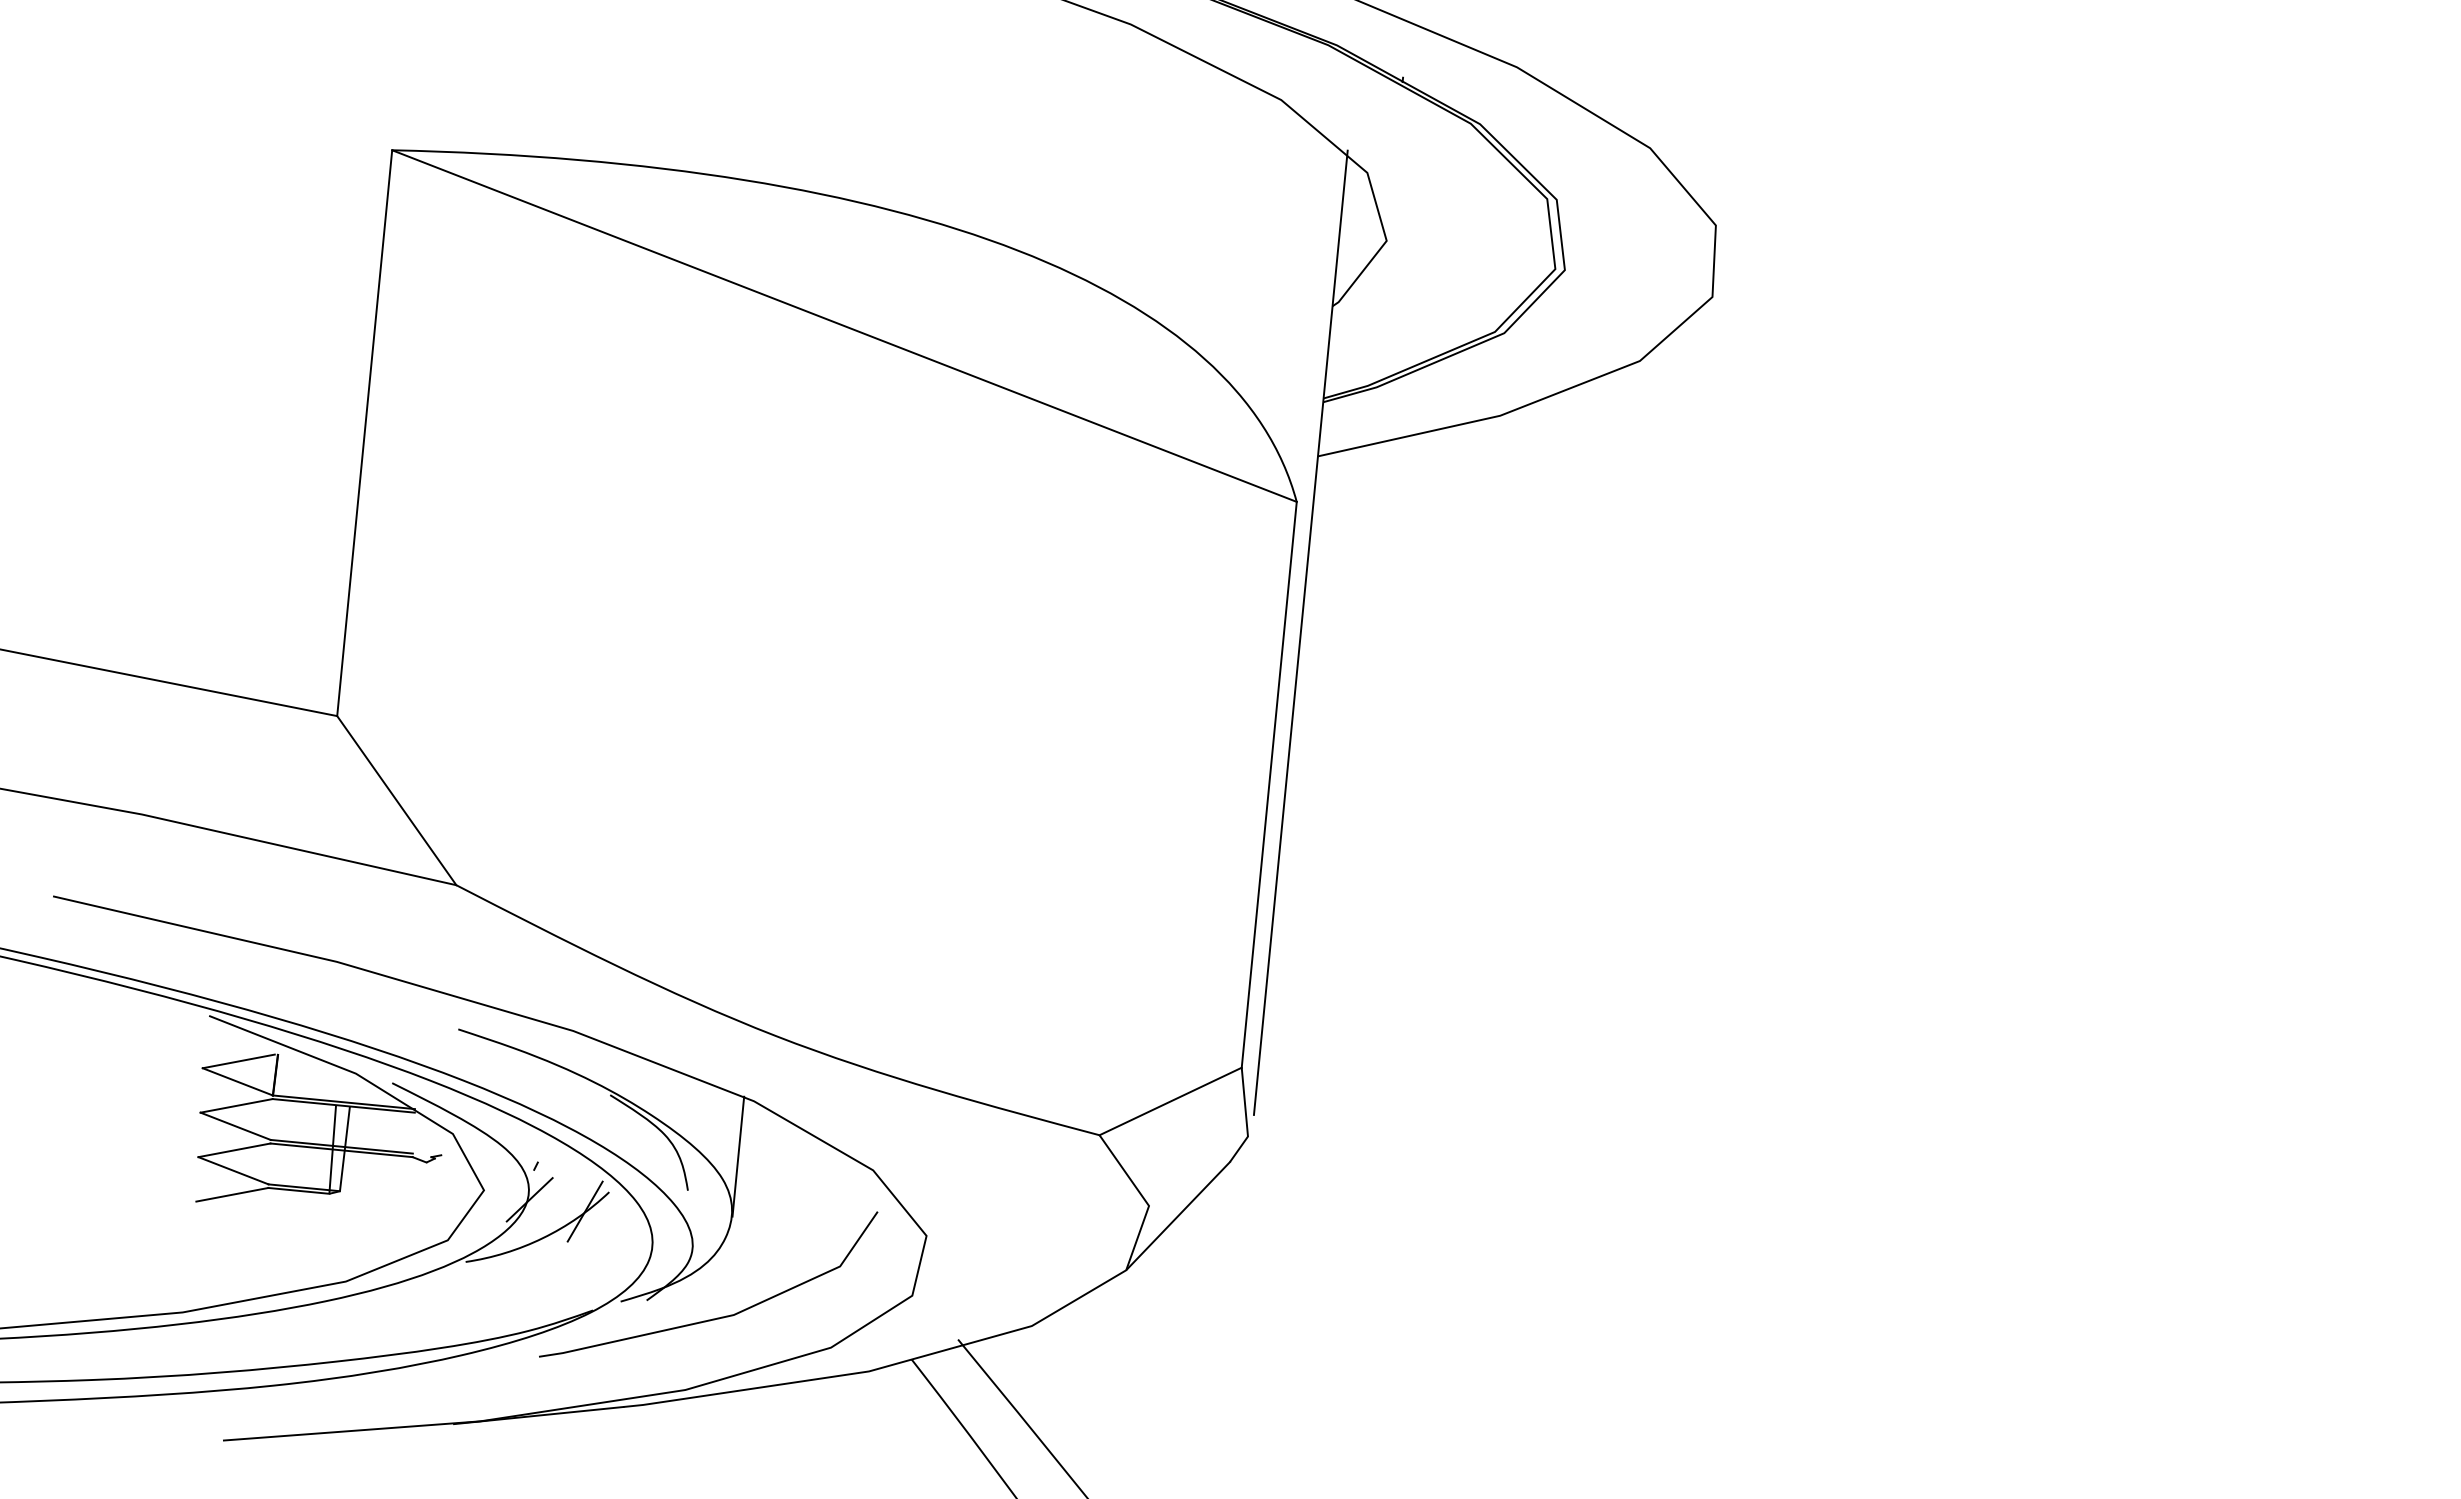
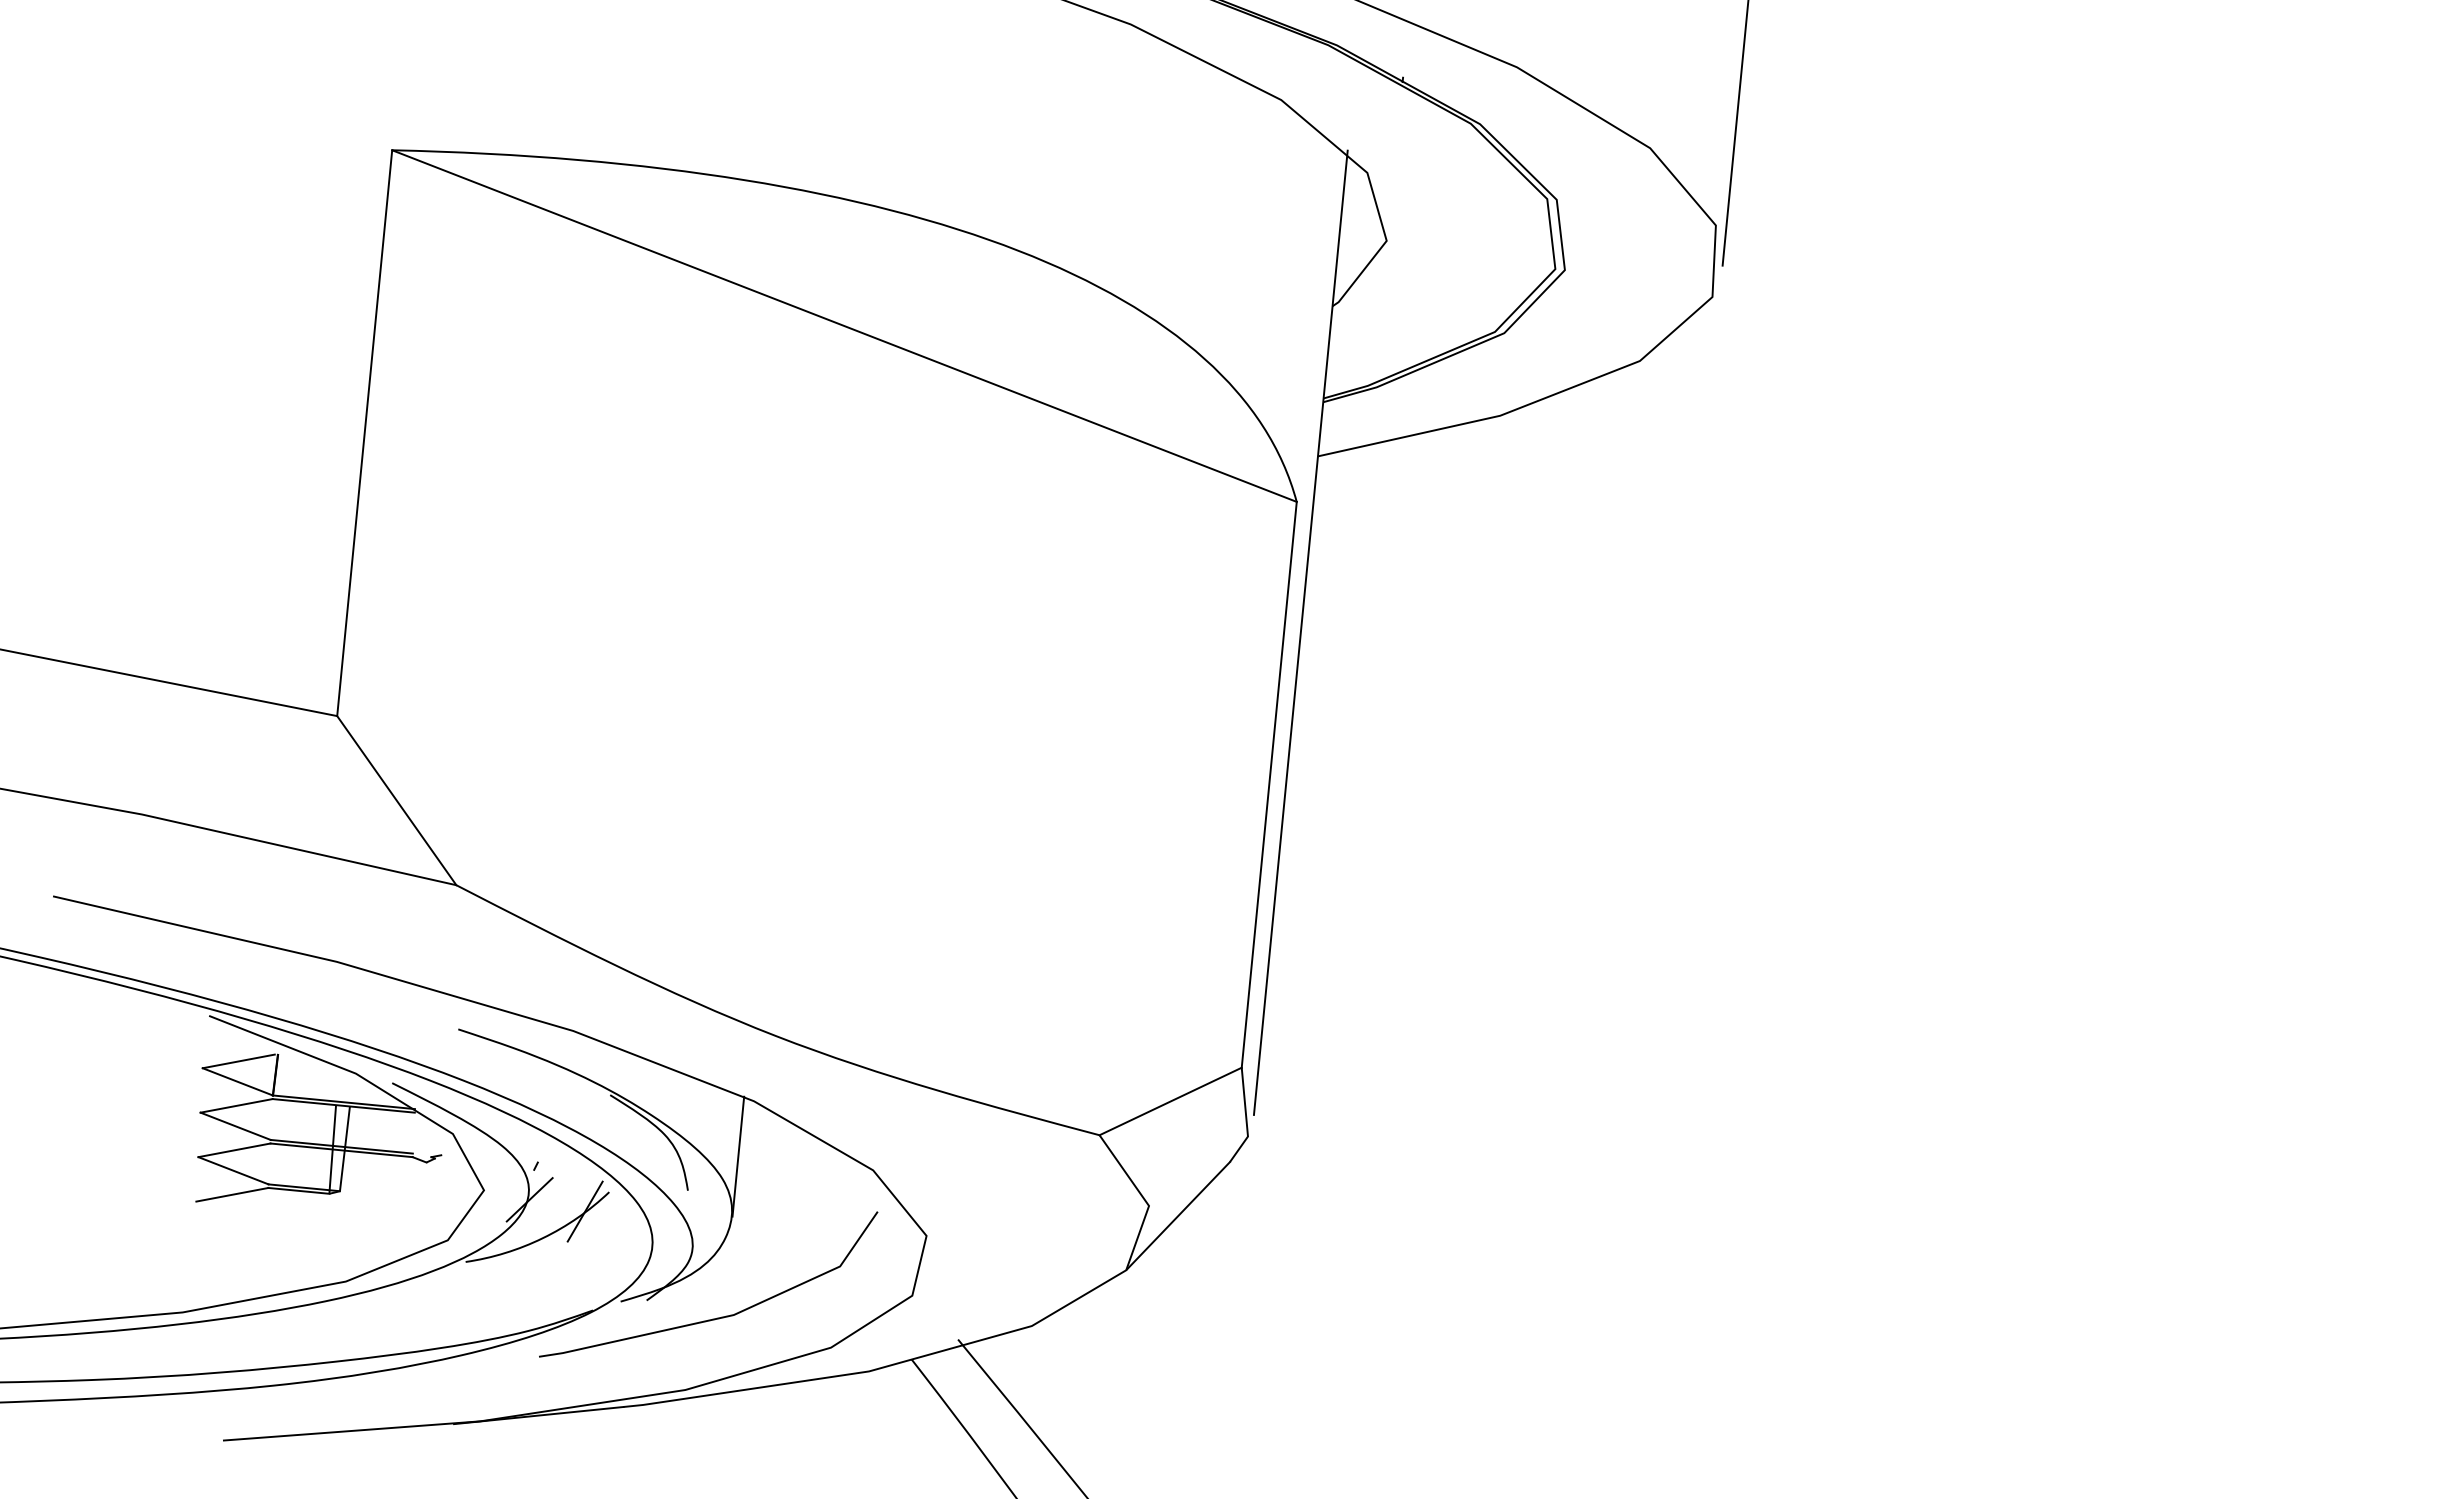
line: none -> present (1735, 133)
